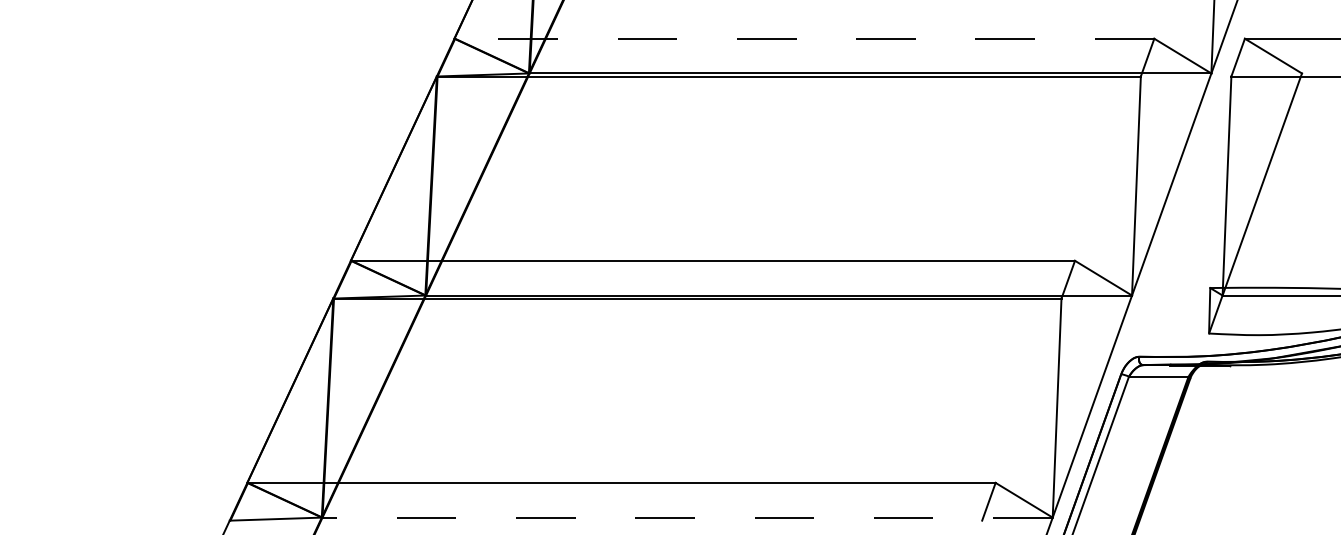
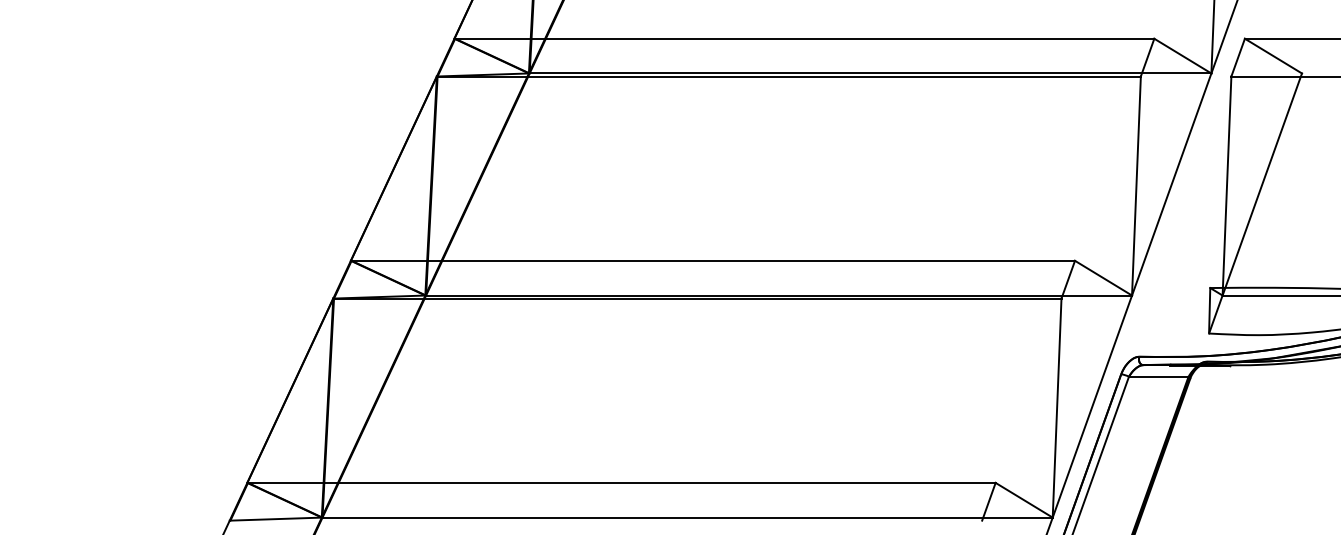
line: dashed -> solid (804, 38)
line: dashed -> solid (687, 517)
